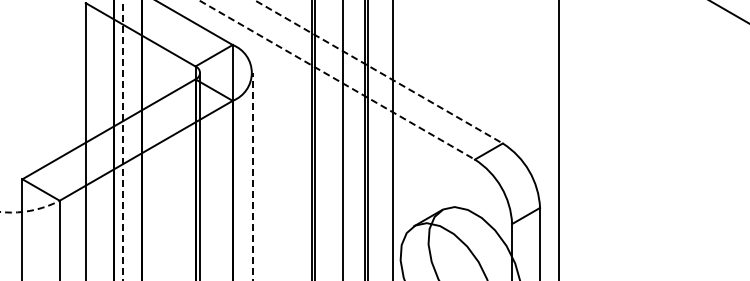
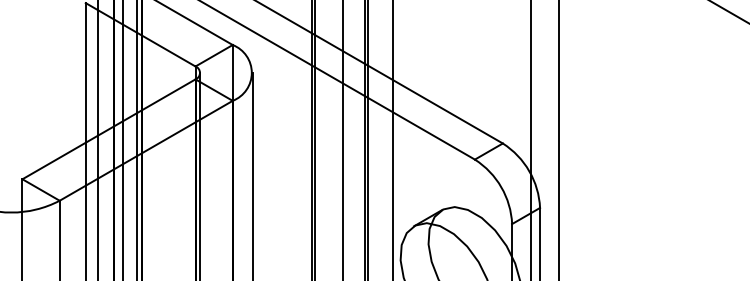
line: dashed -> solid (379, 72)
line: dashed -> solid (337, 80)
line: none -> present (97, 139)
line: none -> present (137, 139)
line: none -> present (530, 139)
line: dashed -> solid (122, 140)
line: dashed -> solid (252, 176)
arc: dashed -> solid (30, 210)
